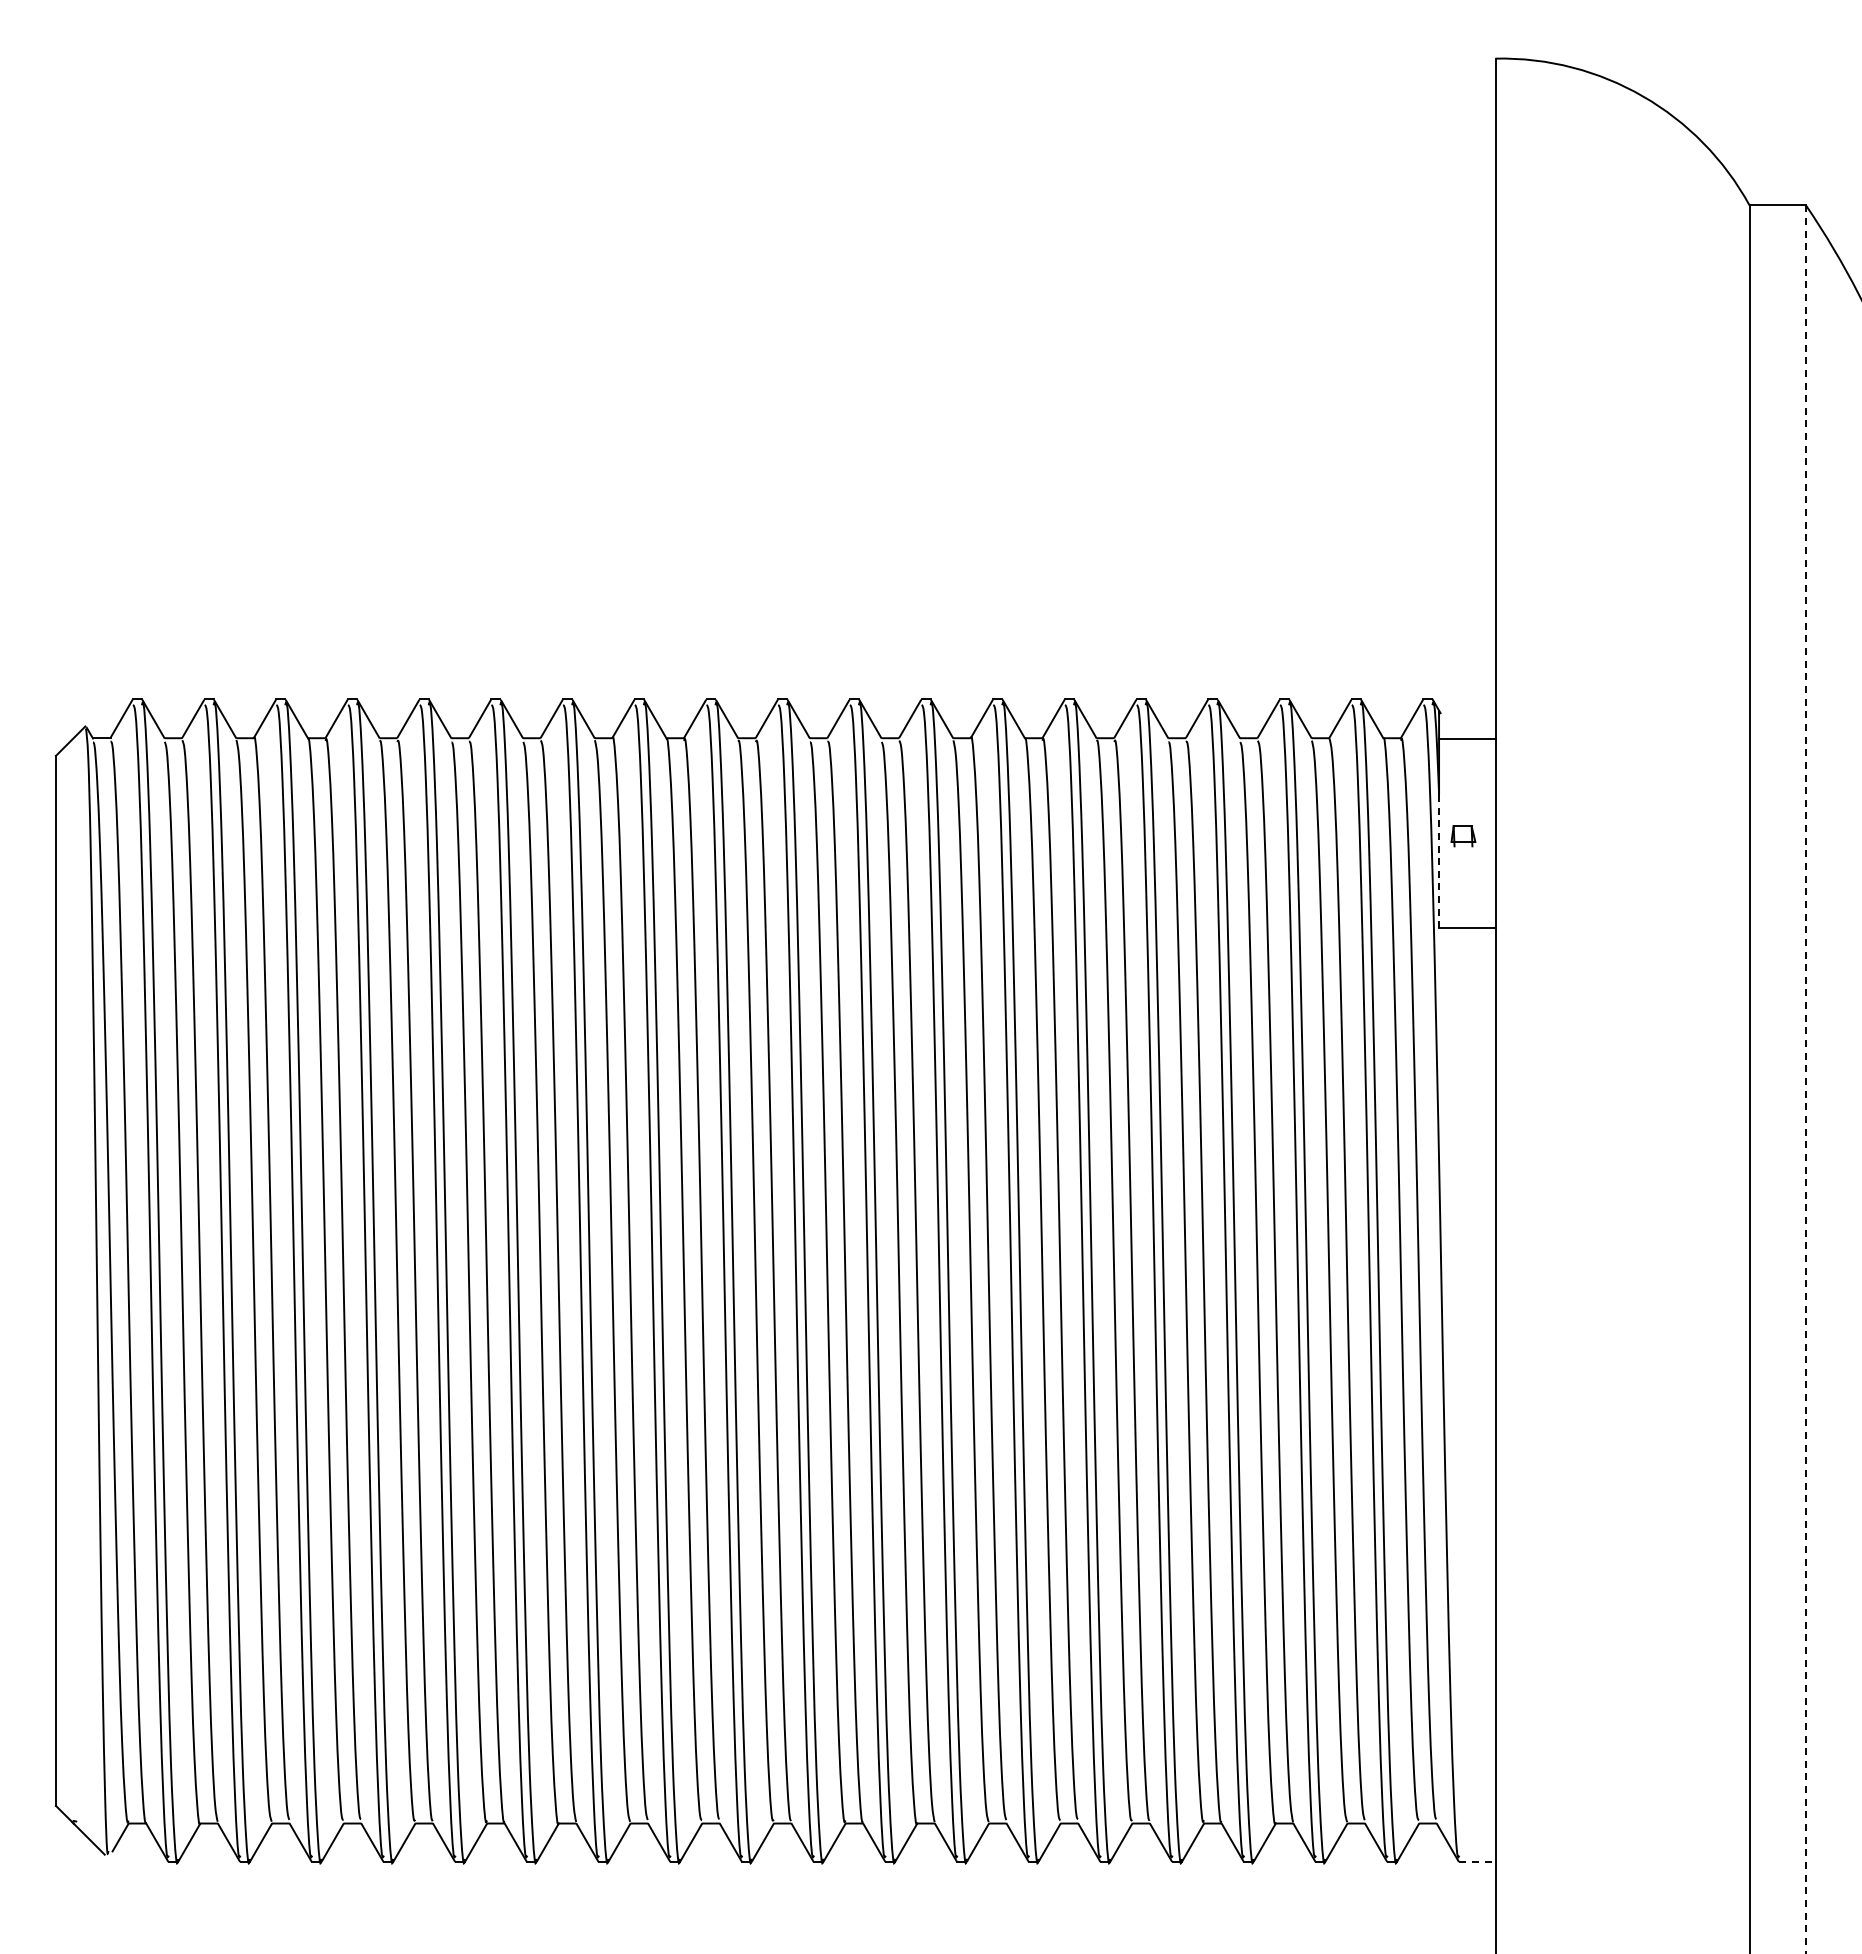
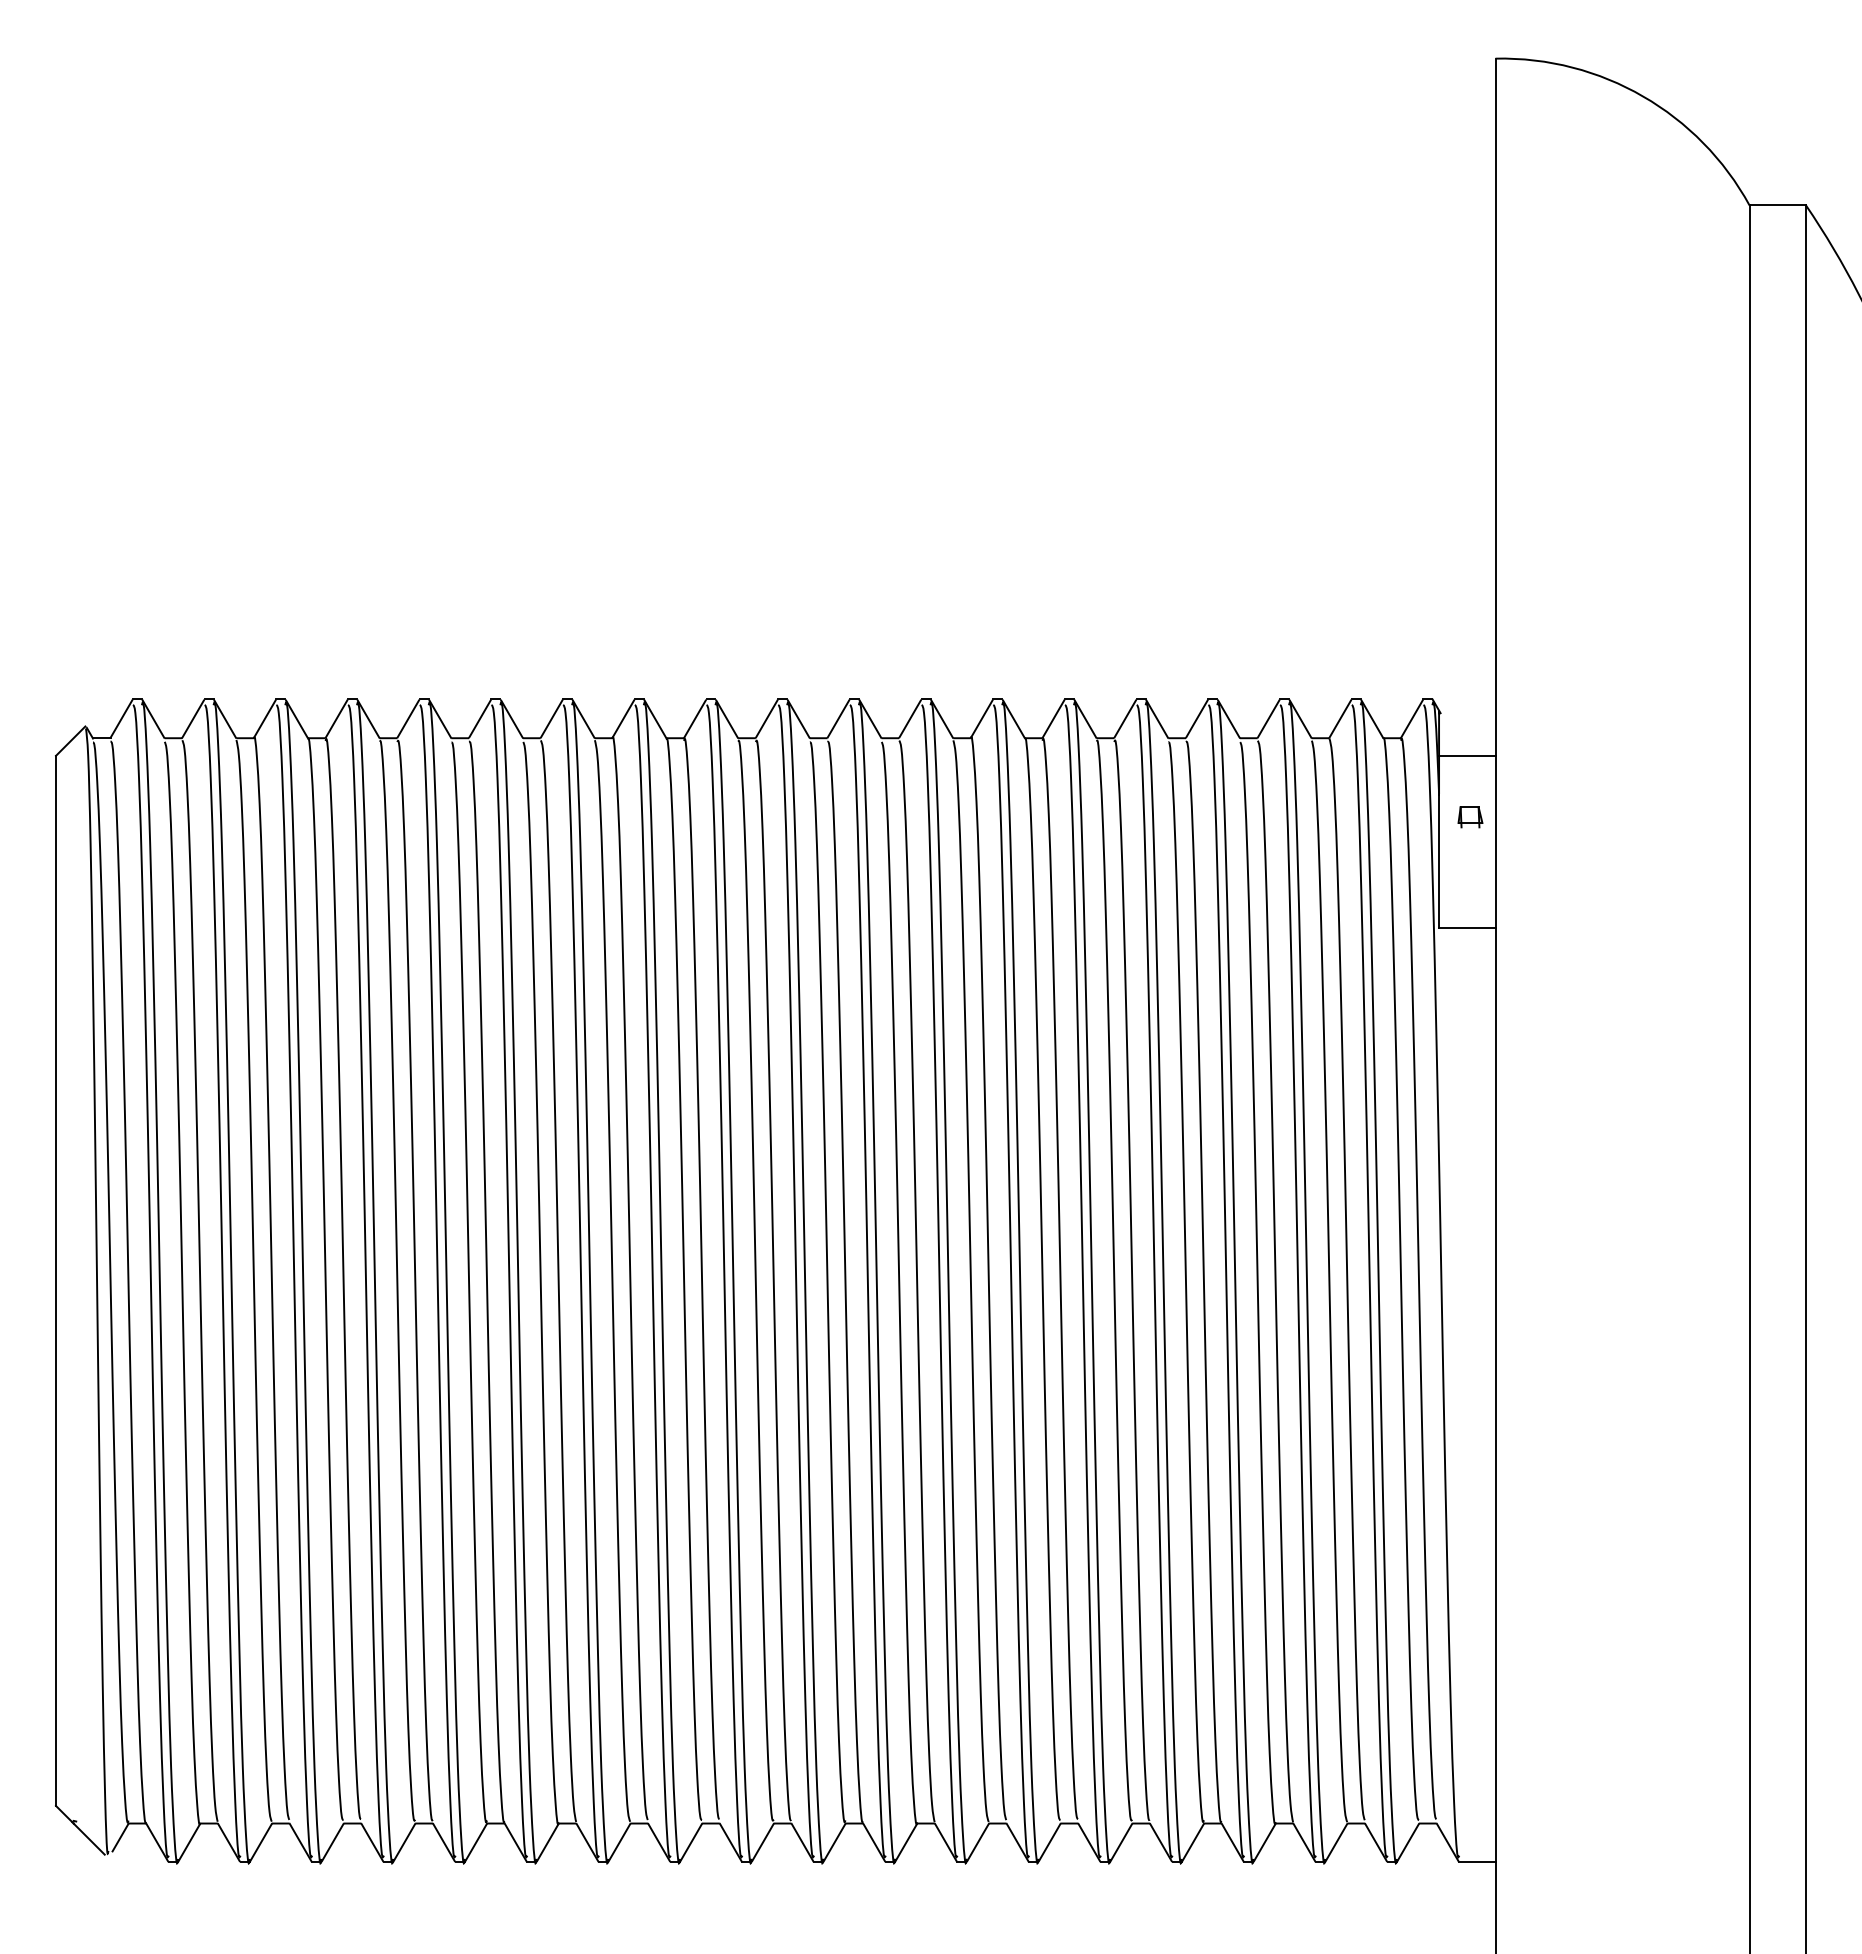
line position: (1467, 738) -> (1467, 755) (1467, 755)
part position: (1463, 836) -> (1470, 817) (1470, 817)
line: dashed -> solid (1439, 861)
line: dashed -> solid (1806, 1080)
line: dashed -> solid (1477, 1862)
